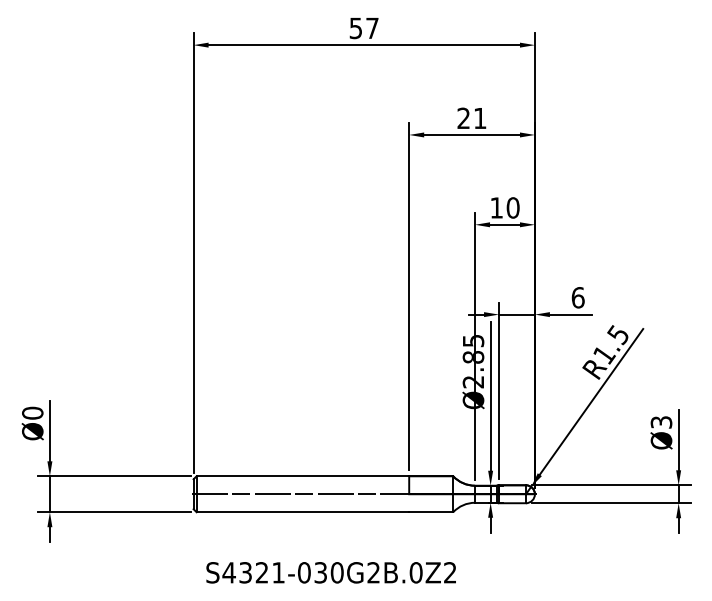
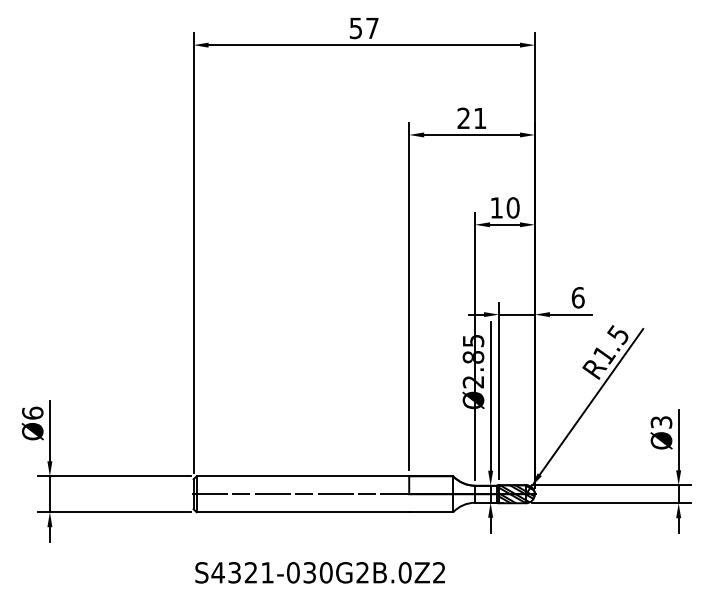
text: Ø0 -> Ø6 (32, 412)
hatch: none -> present (516, 494)
text position: (330, 572) -> (319, 572) (319, 572)
